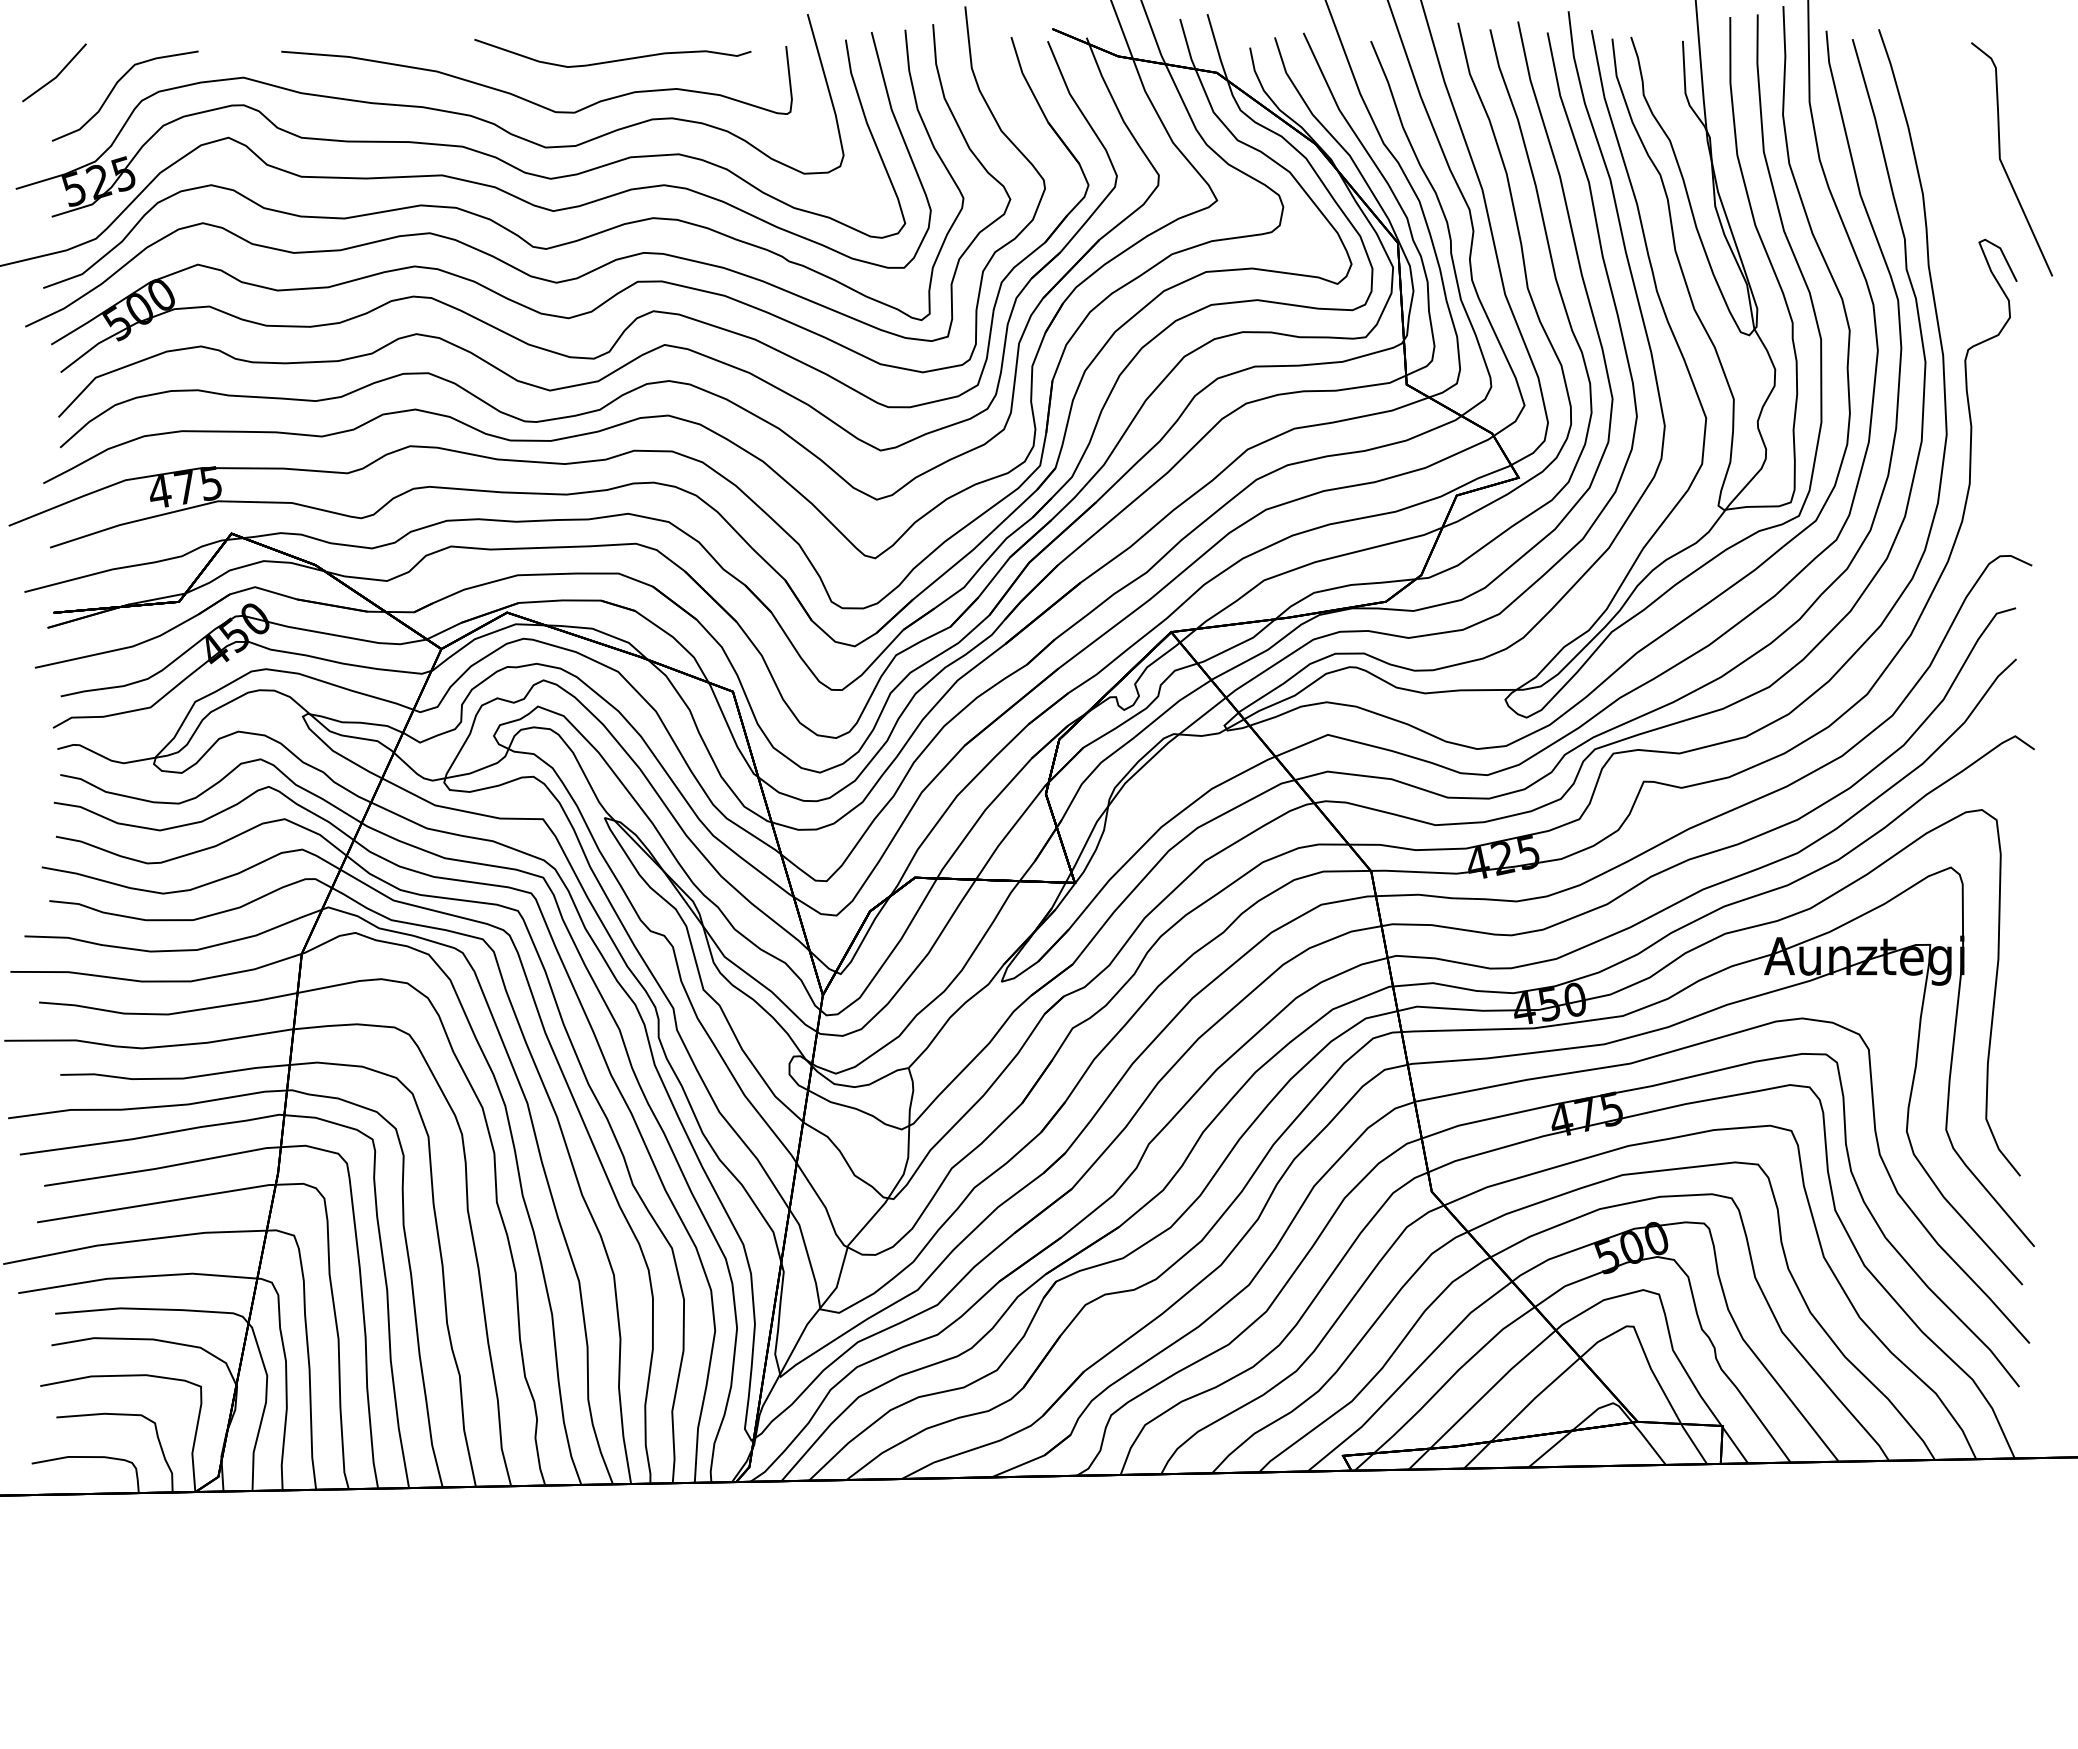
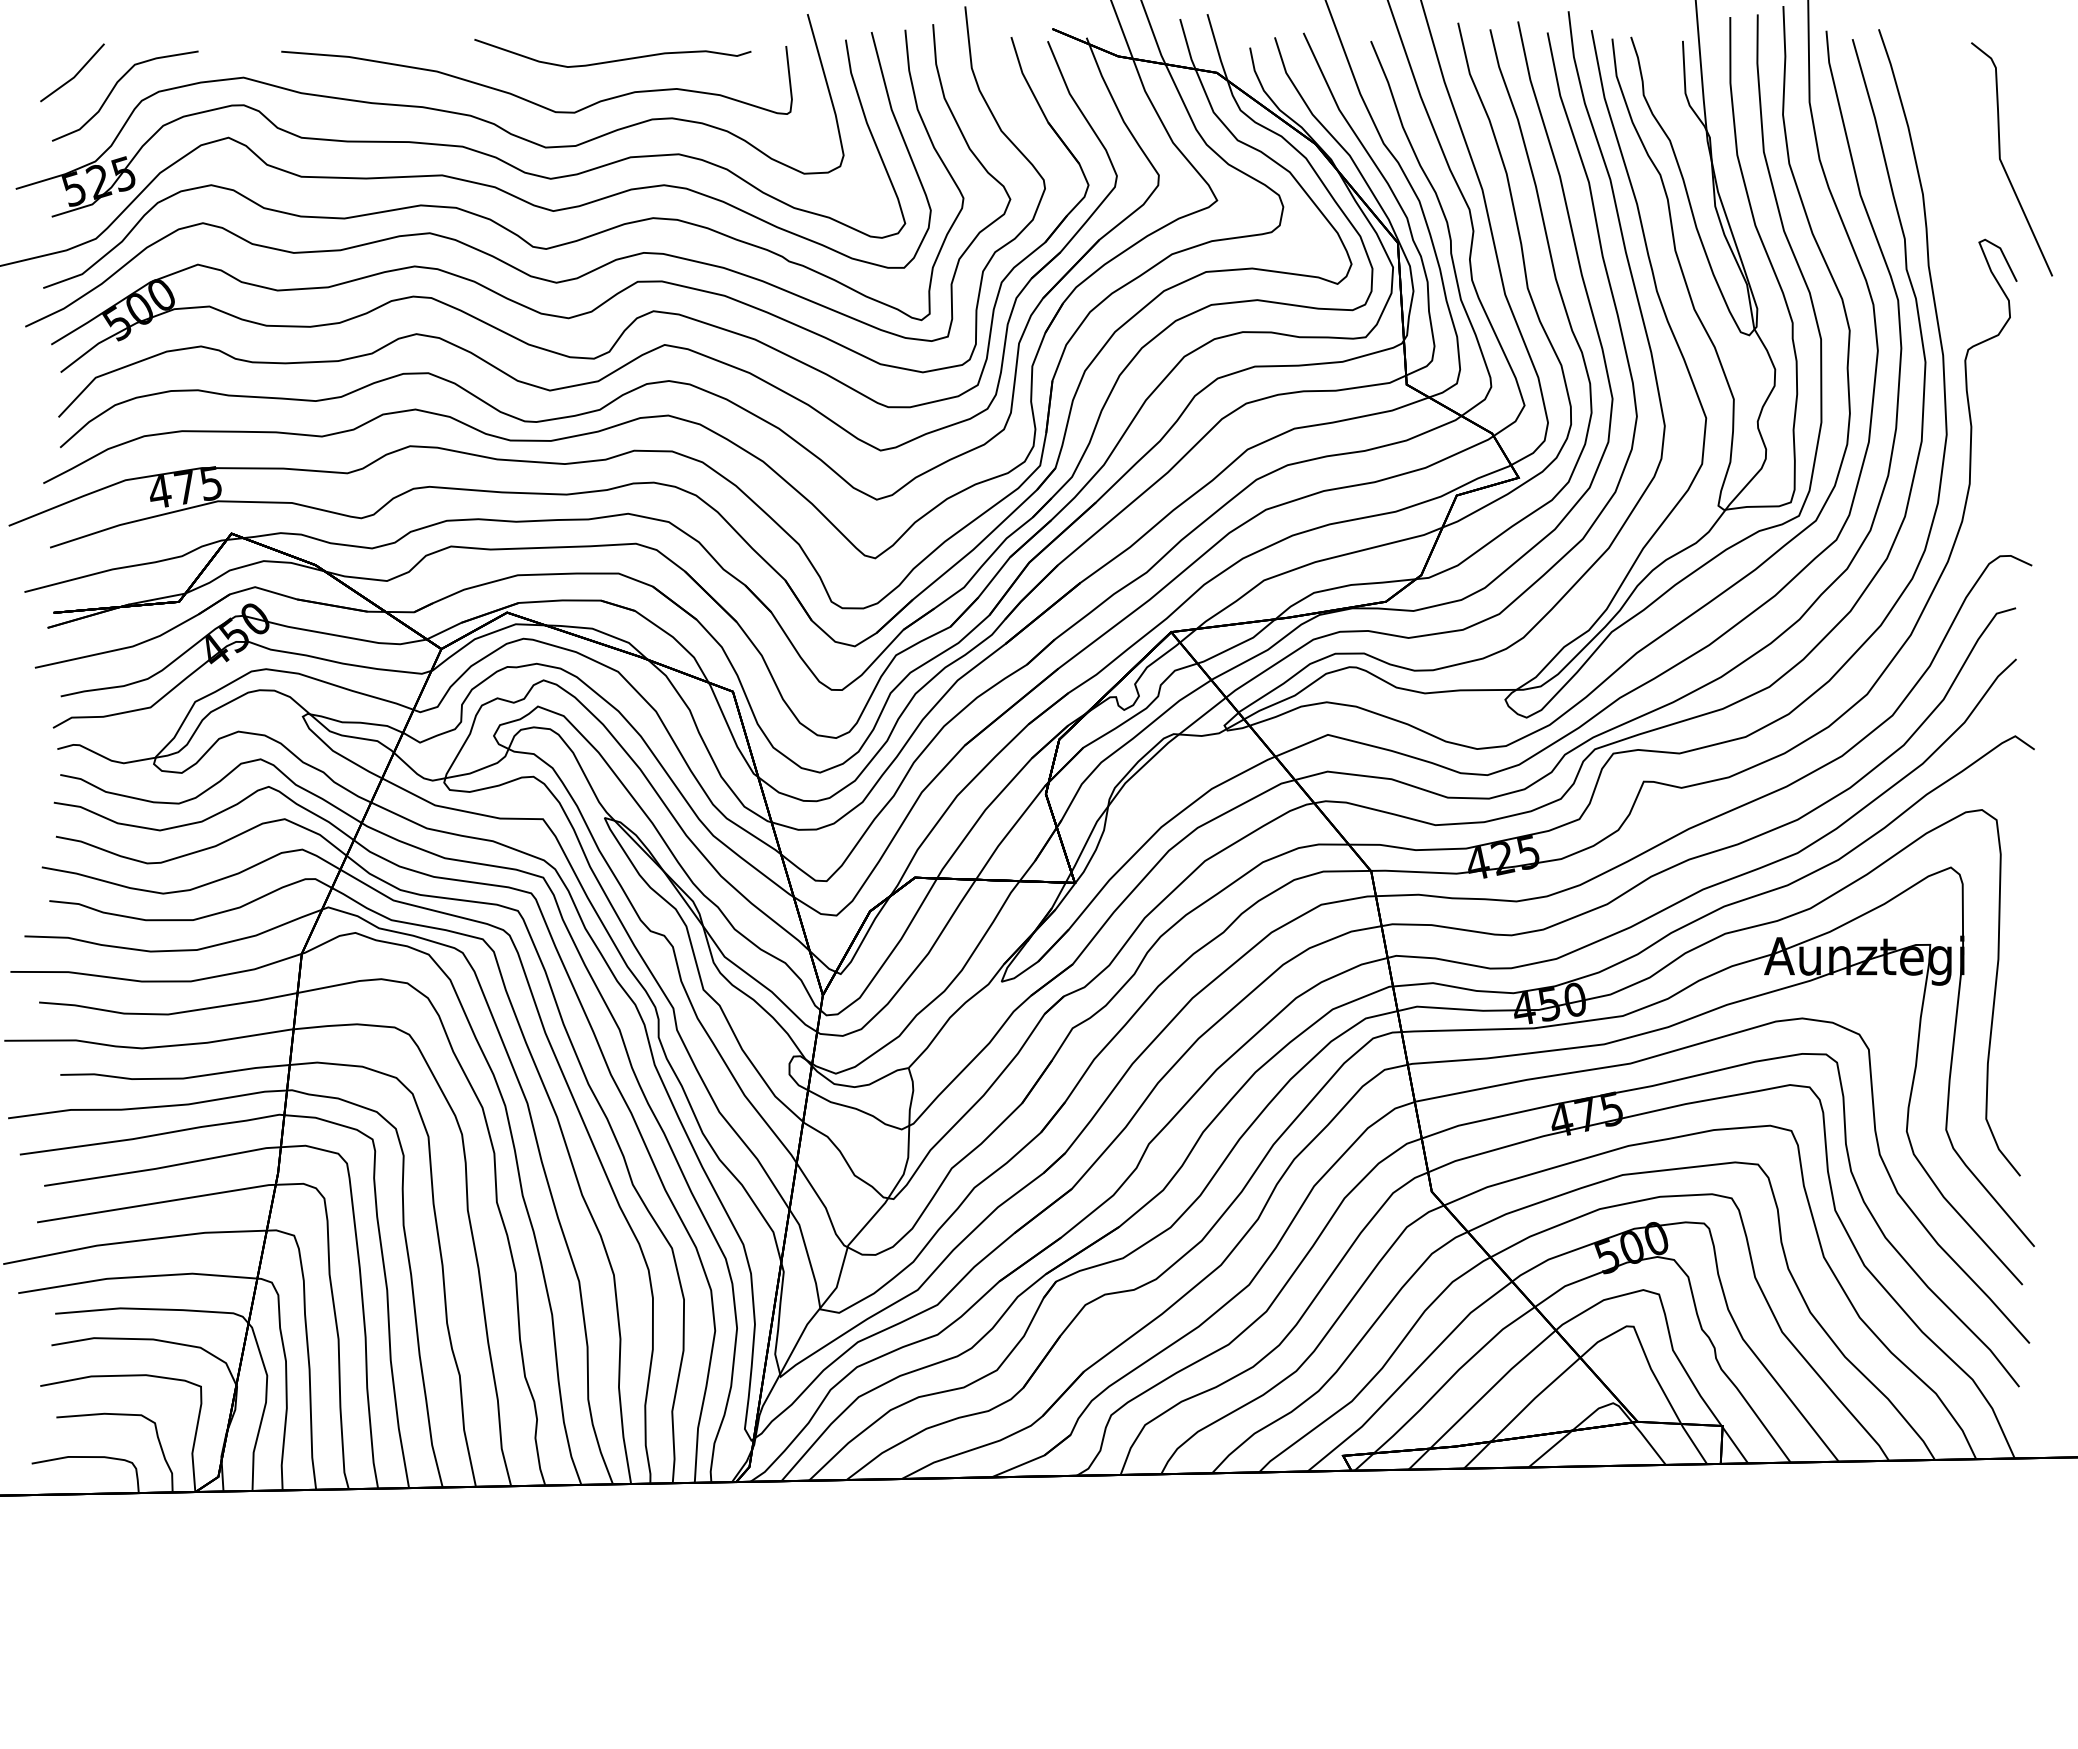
line position: (57, 74) -> (75, 74) (75, 74)
